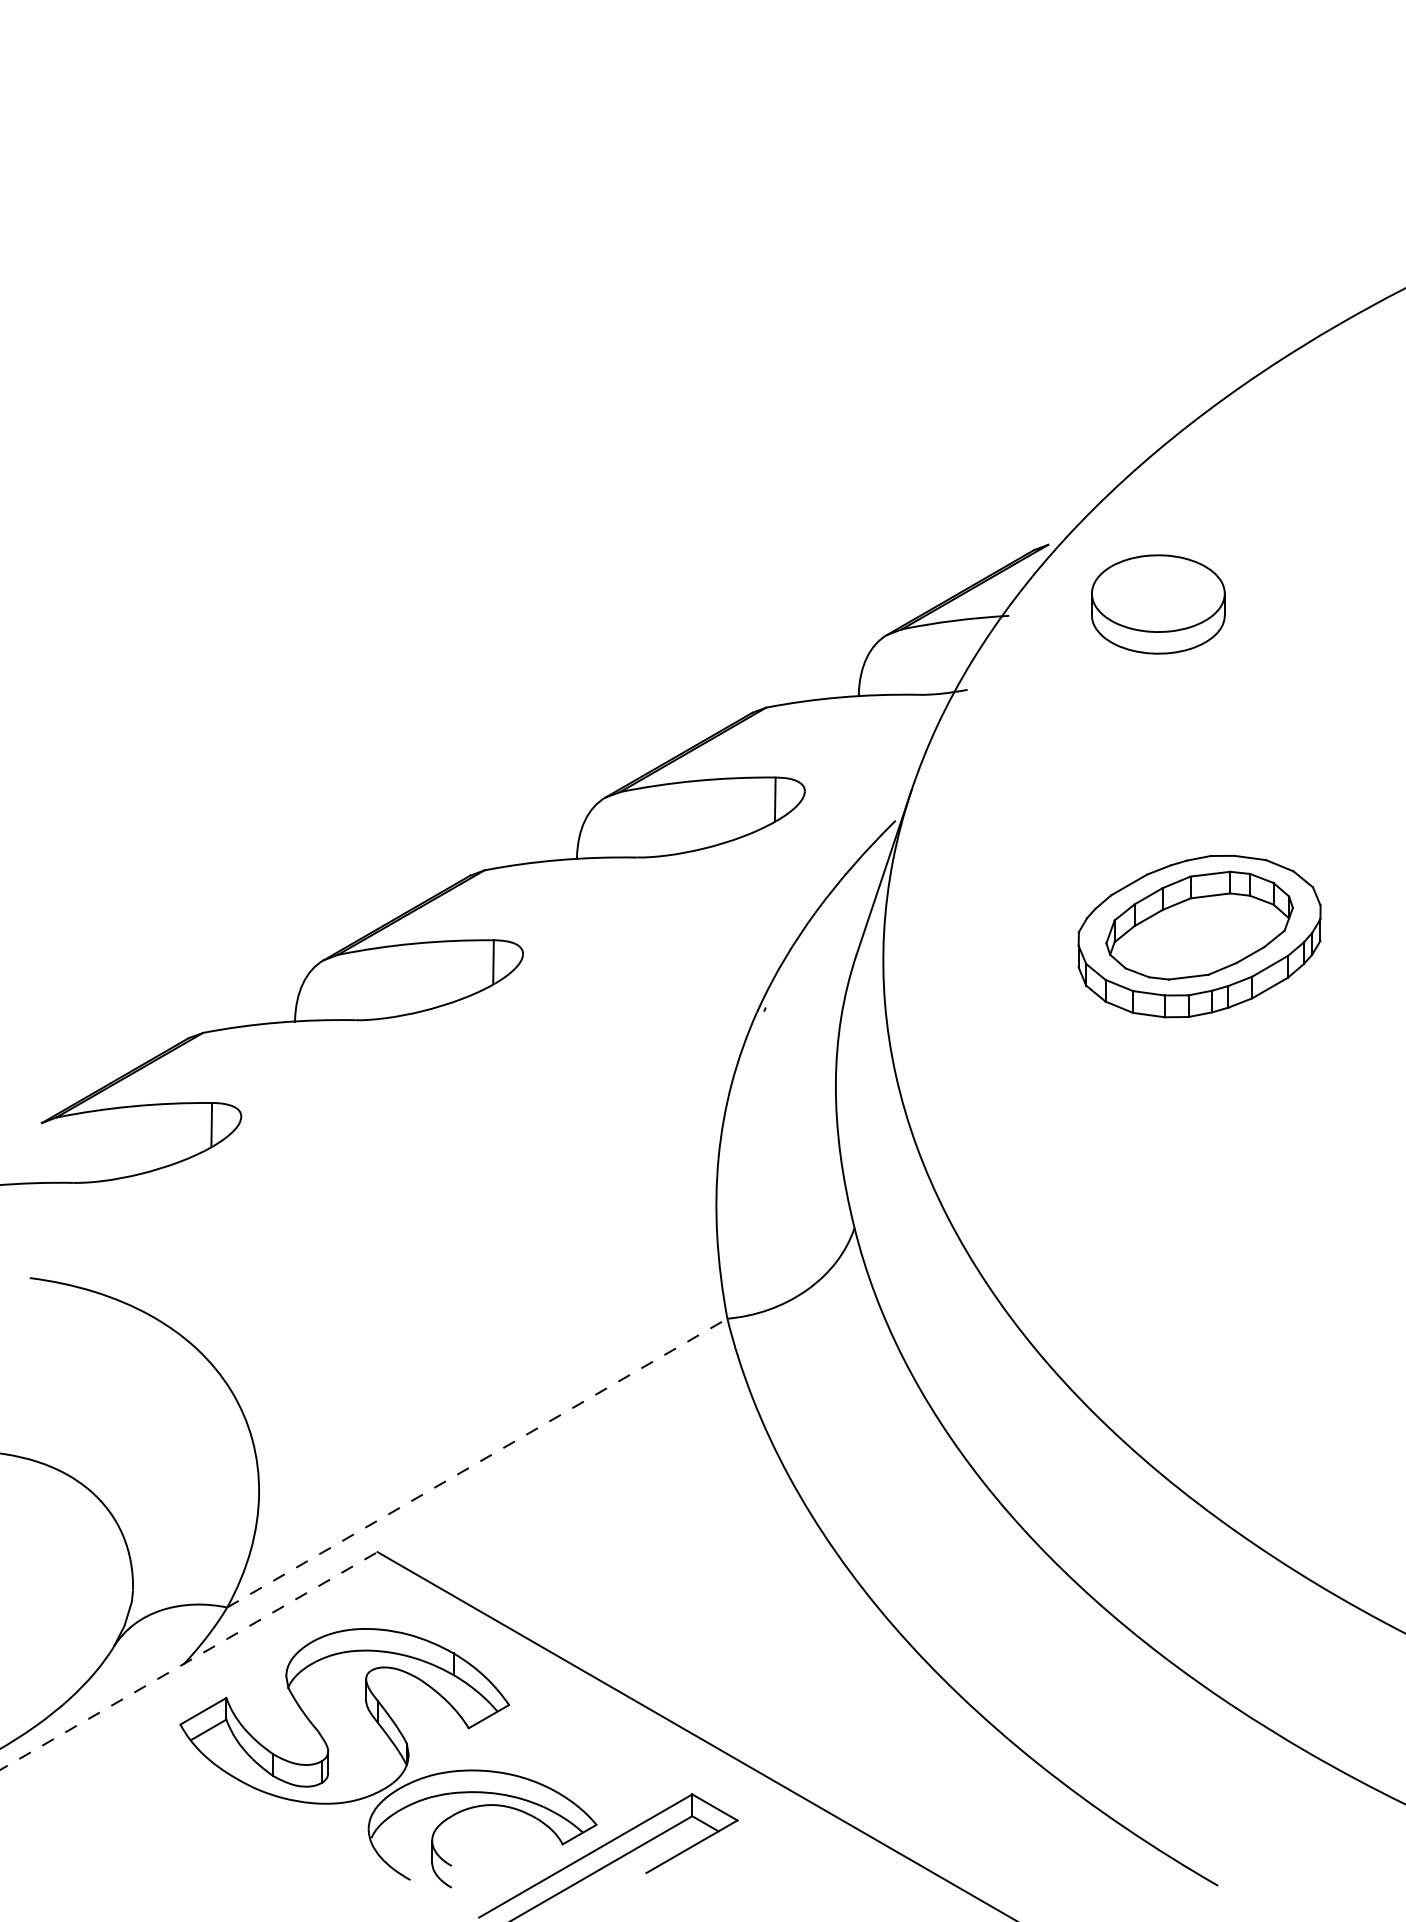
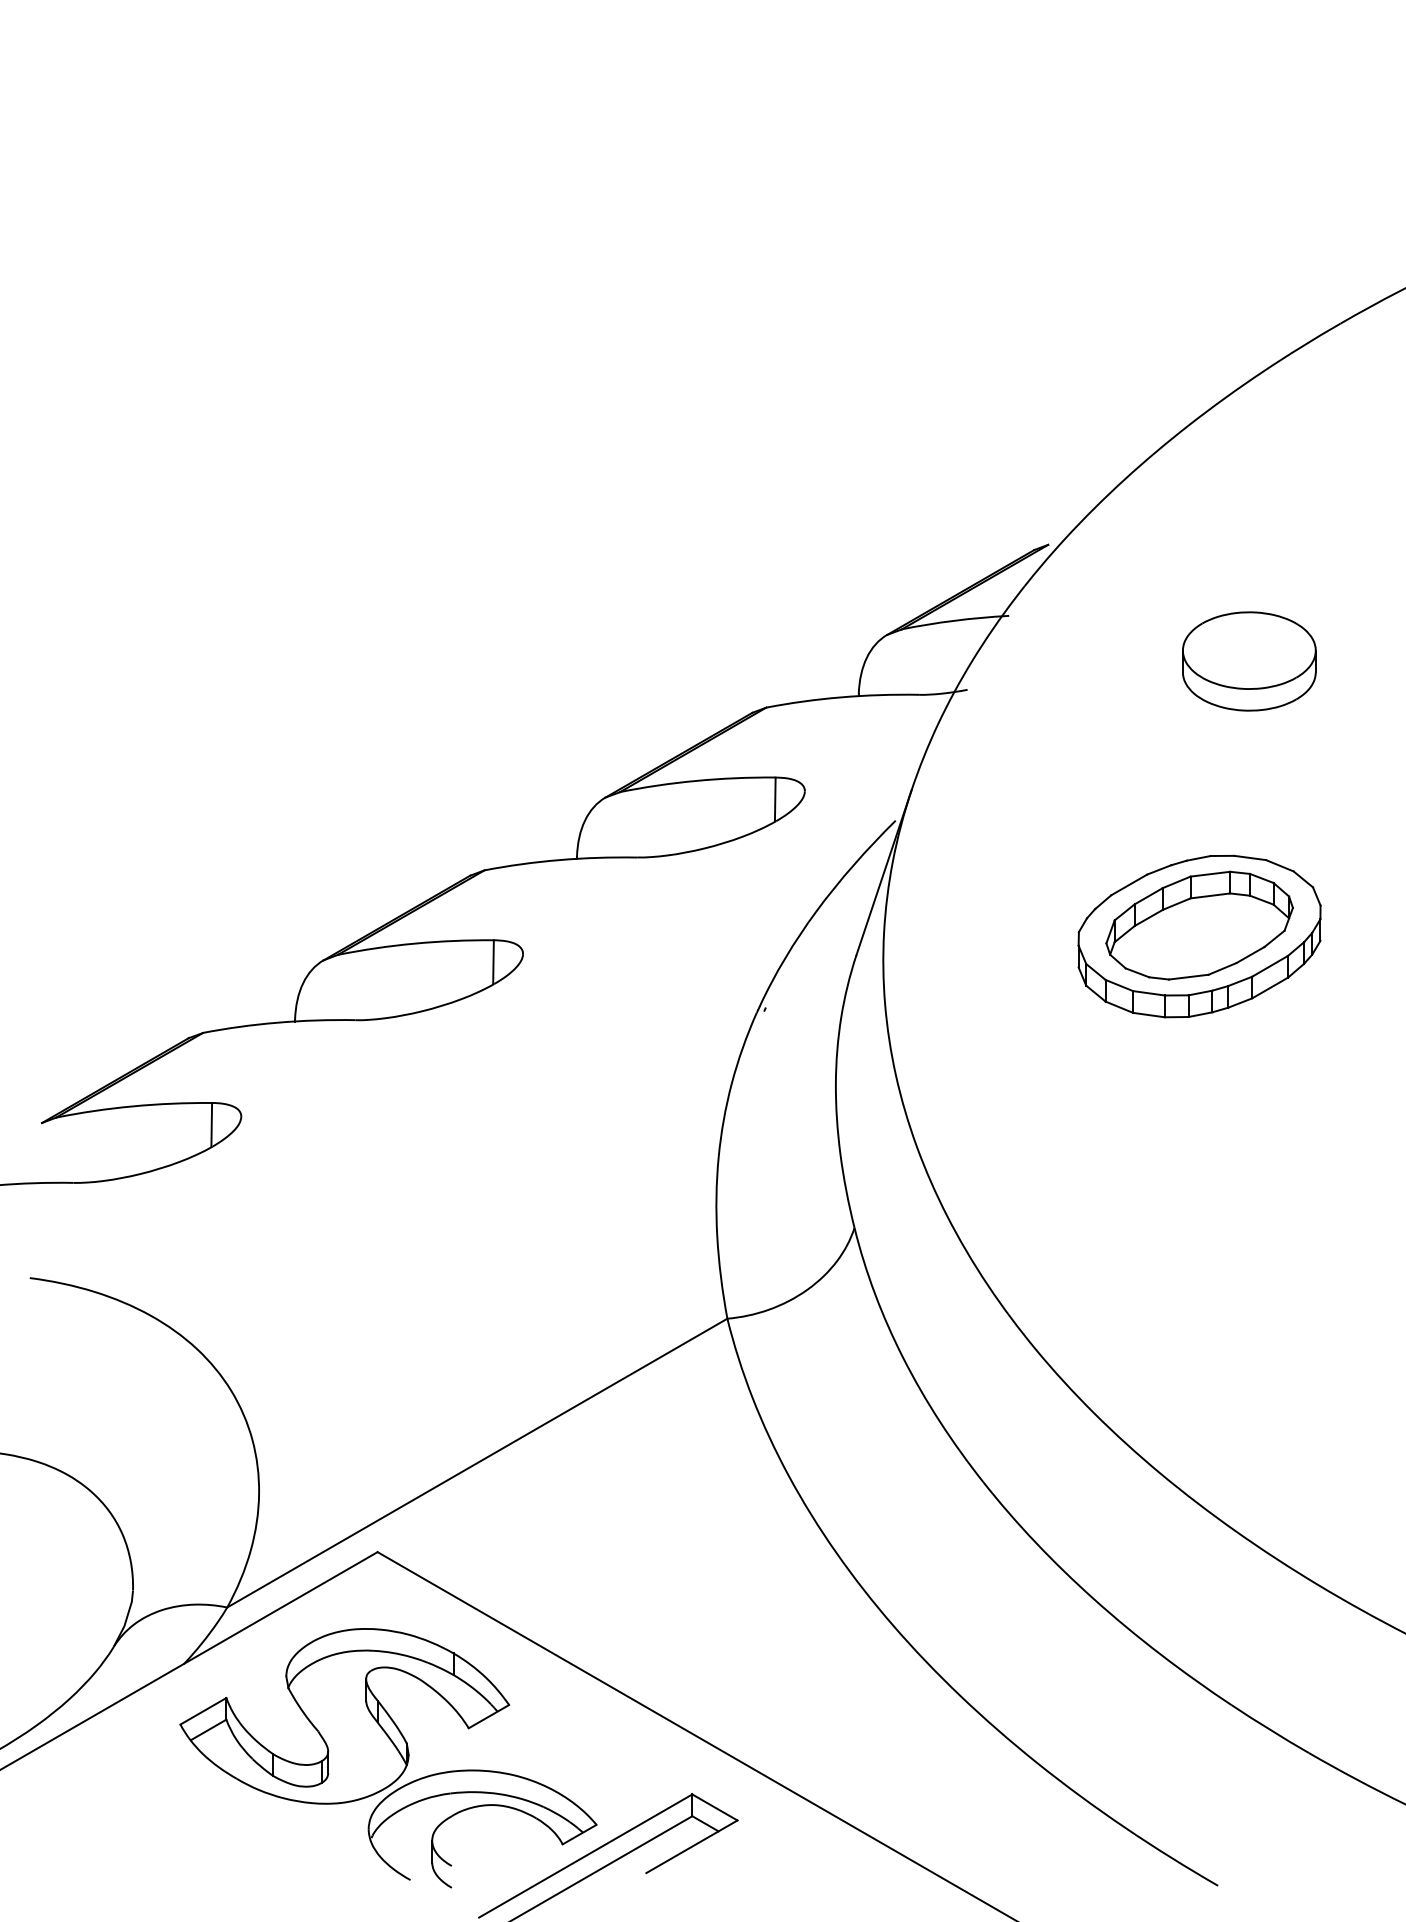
part position: (1158, 604) -> (1249, 661) (1249, 661)
line: dashed -> solid (477, 1463)
line: dashed -> solid (189, 1661)
